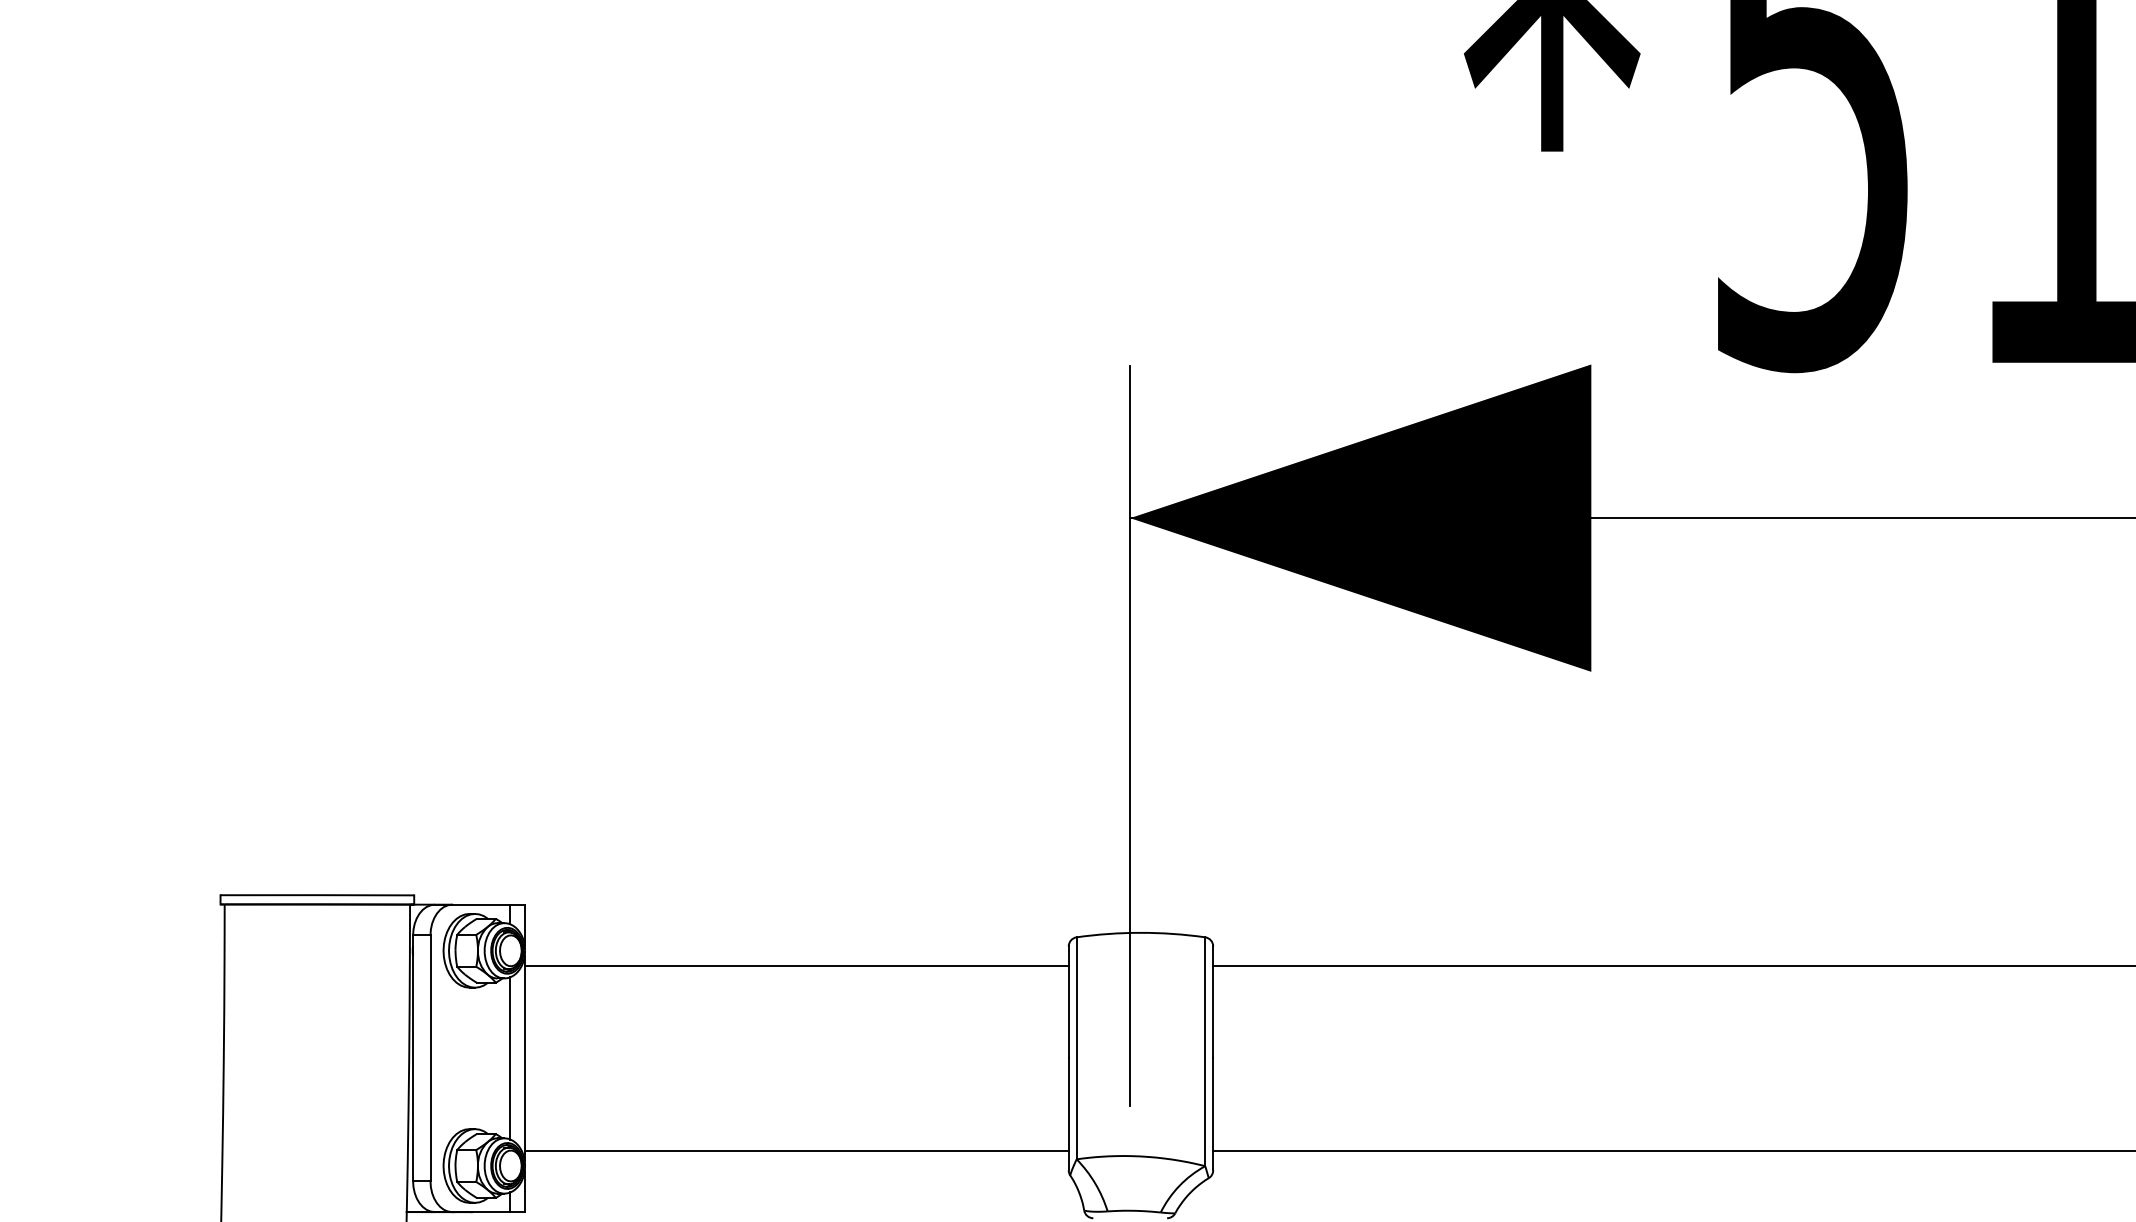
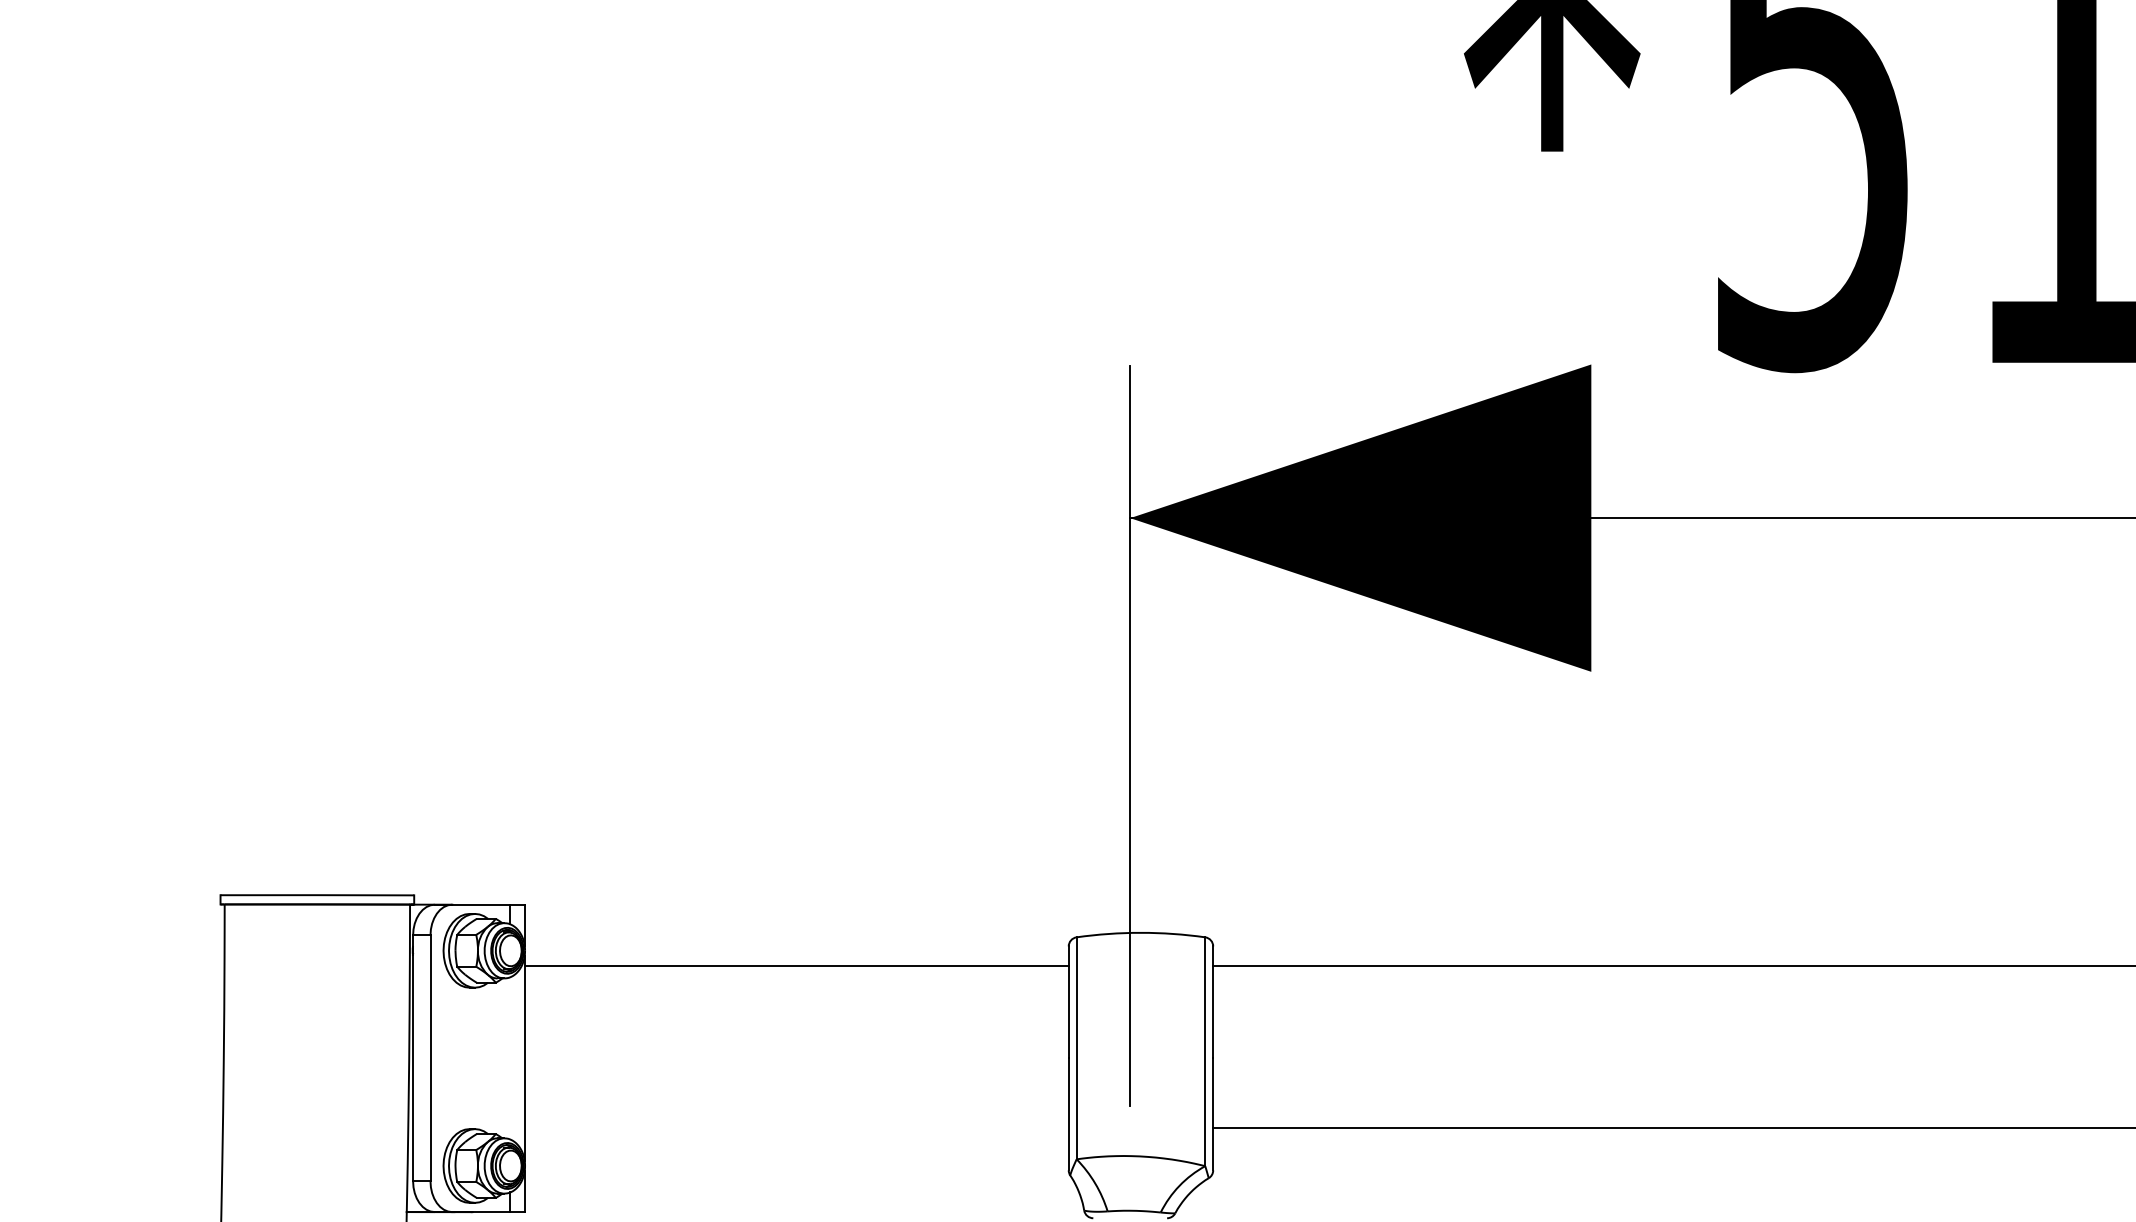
line: present -> none (510, 1058)
line: present -> none (796, 1150)
line position: (1672, 1150) -> (1672, 1127) (1672, 1127)
